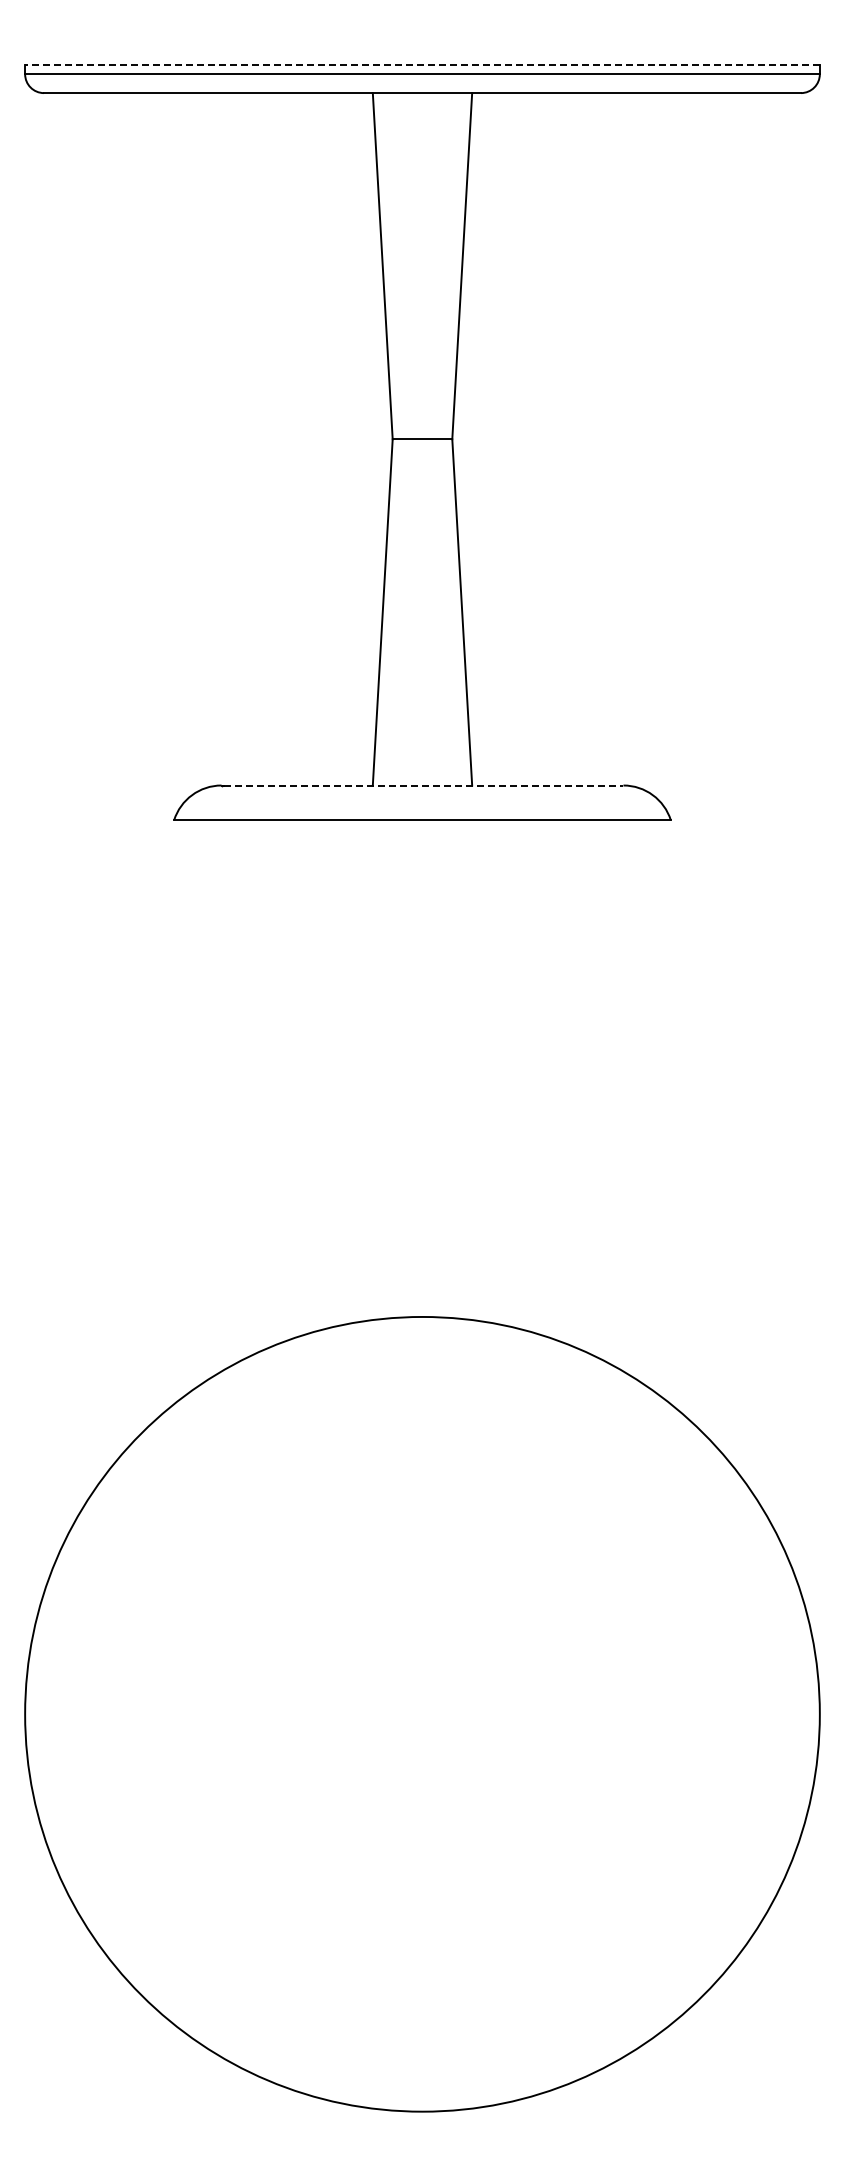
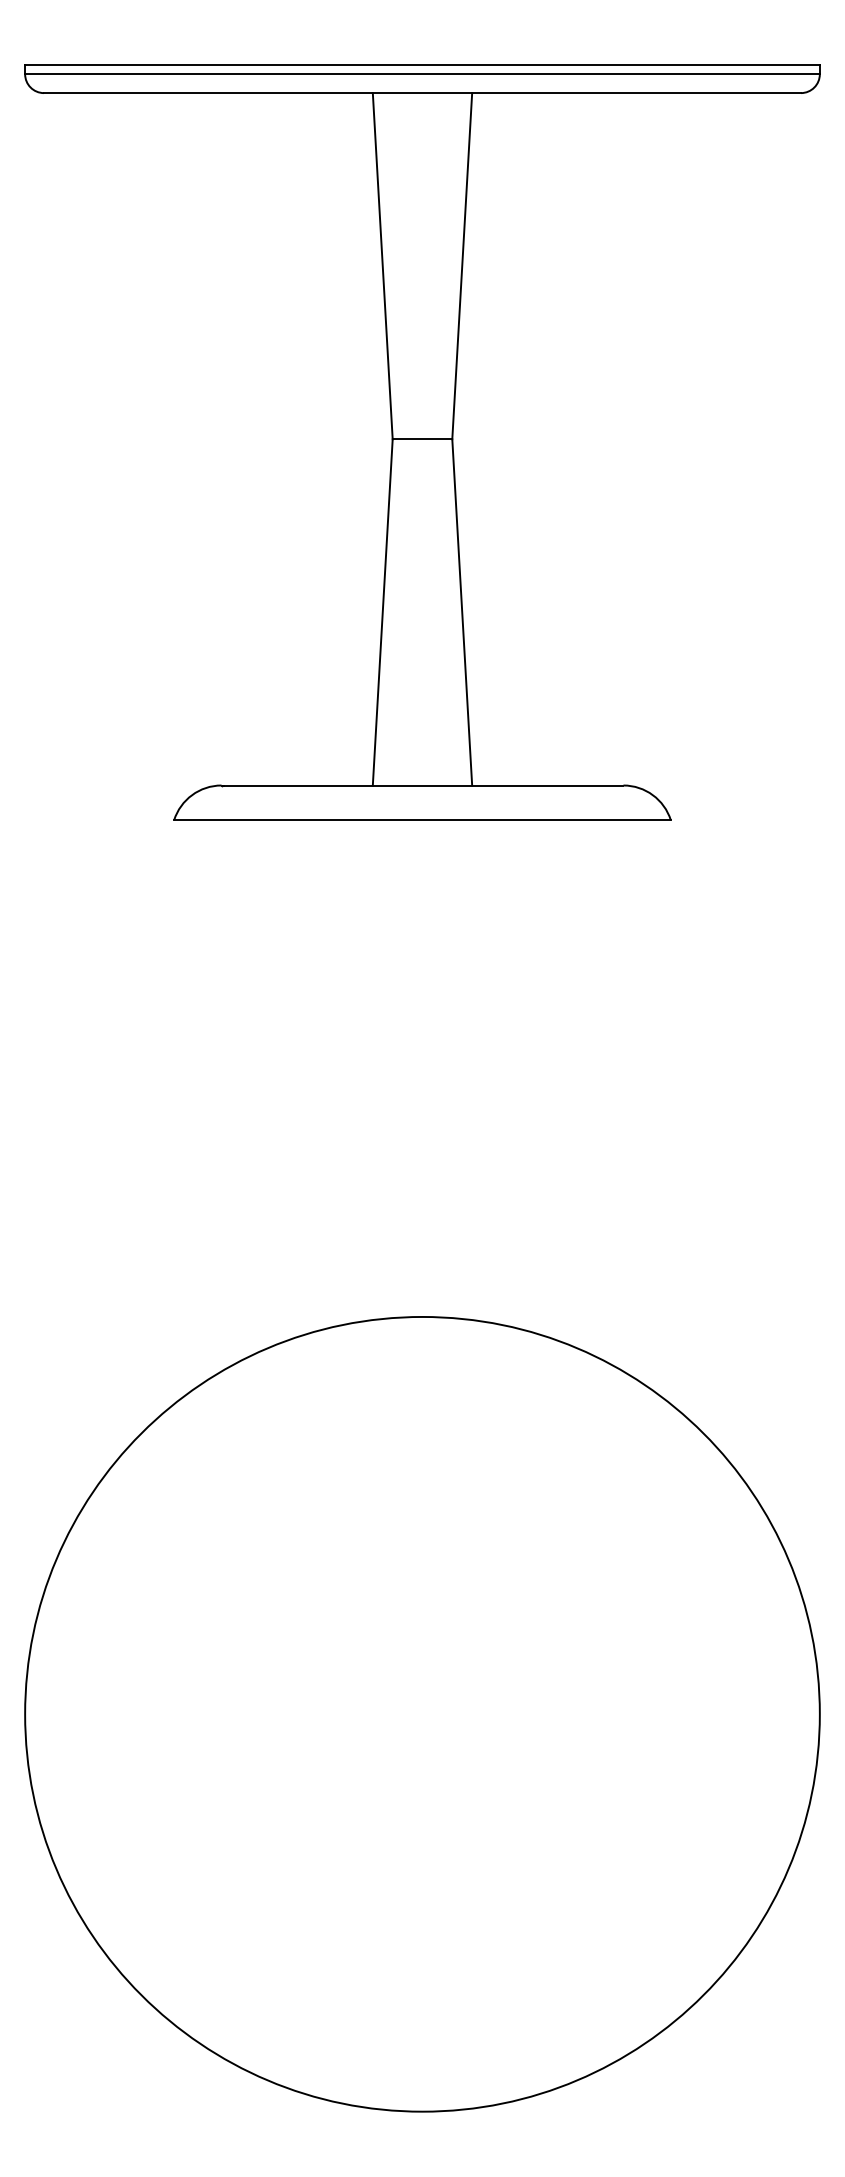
line: dashed -> solid (422, 65)
line: dashed -> solid (423, 785)
